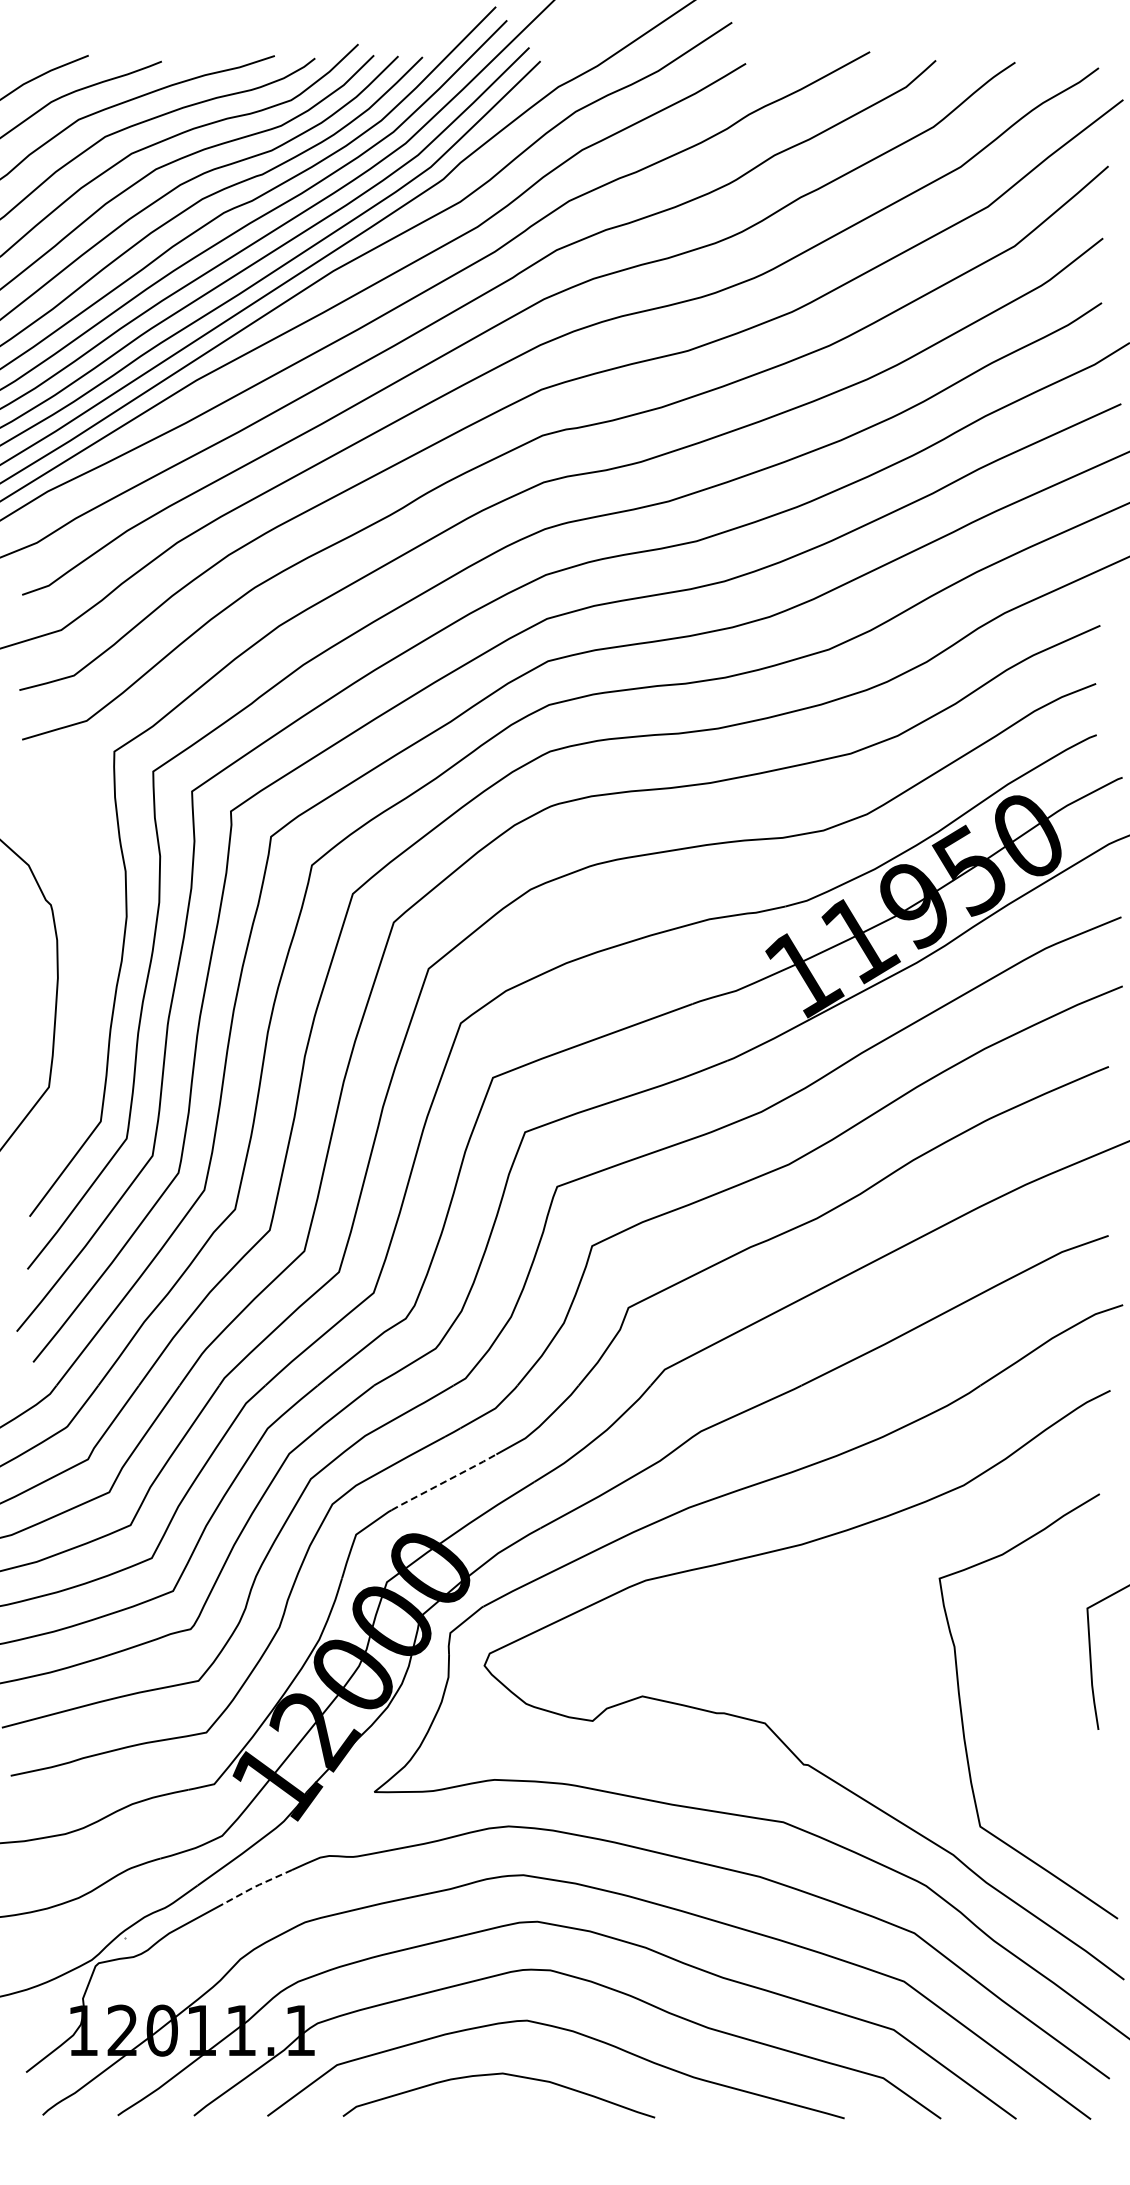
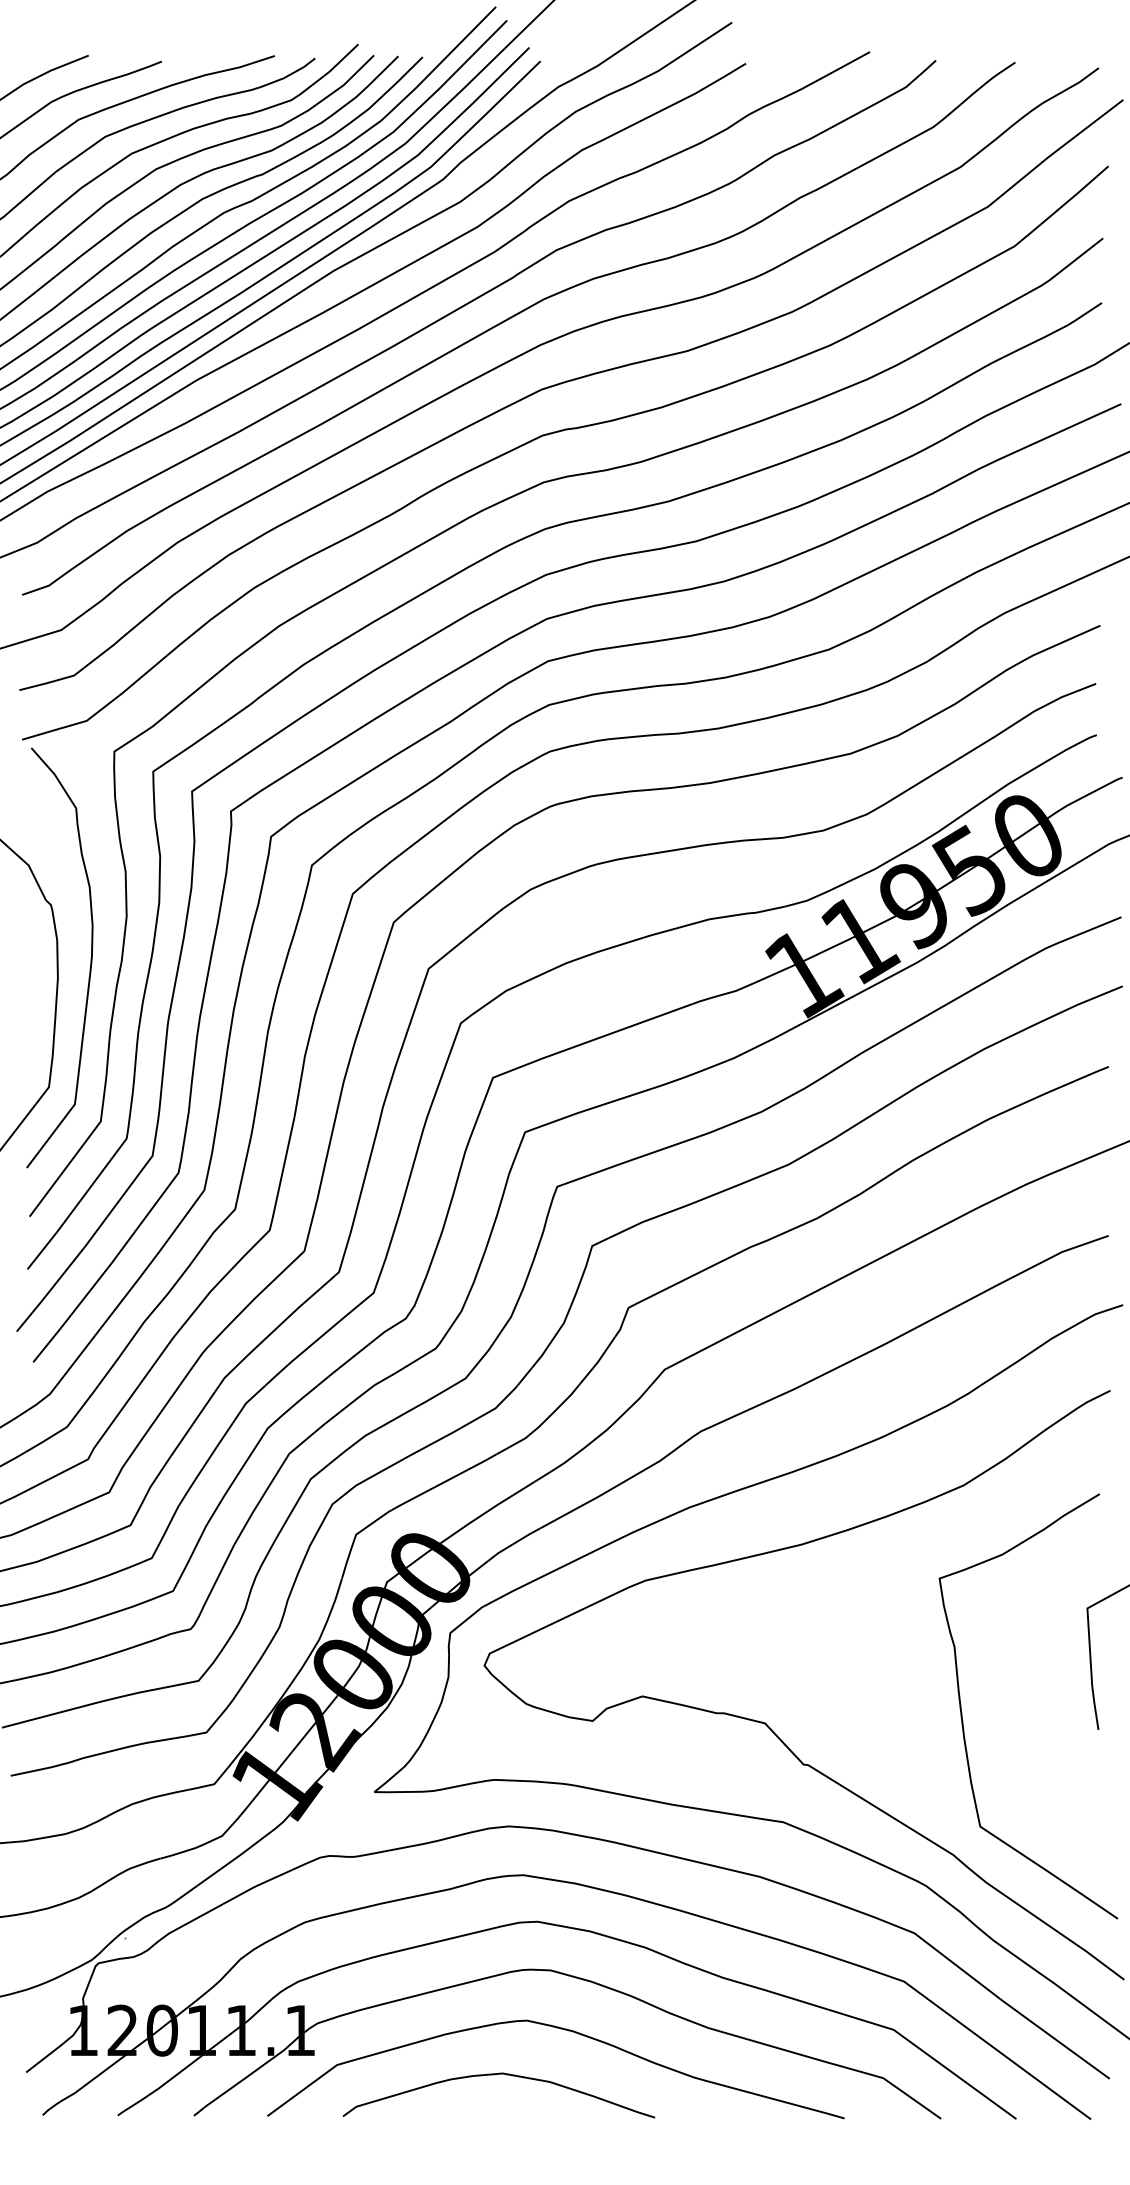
curve: none -> present (90, 958)
line: dashed -> solid (443, 1482)
line: dashed -> solid (256, 1886)
